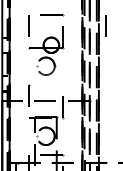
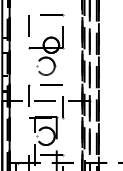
line: present -> none (105, 25)
line: none -> present (51, 84)
